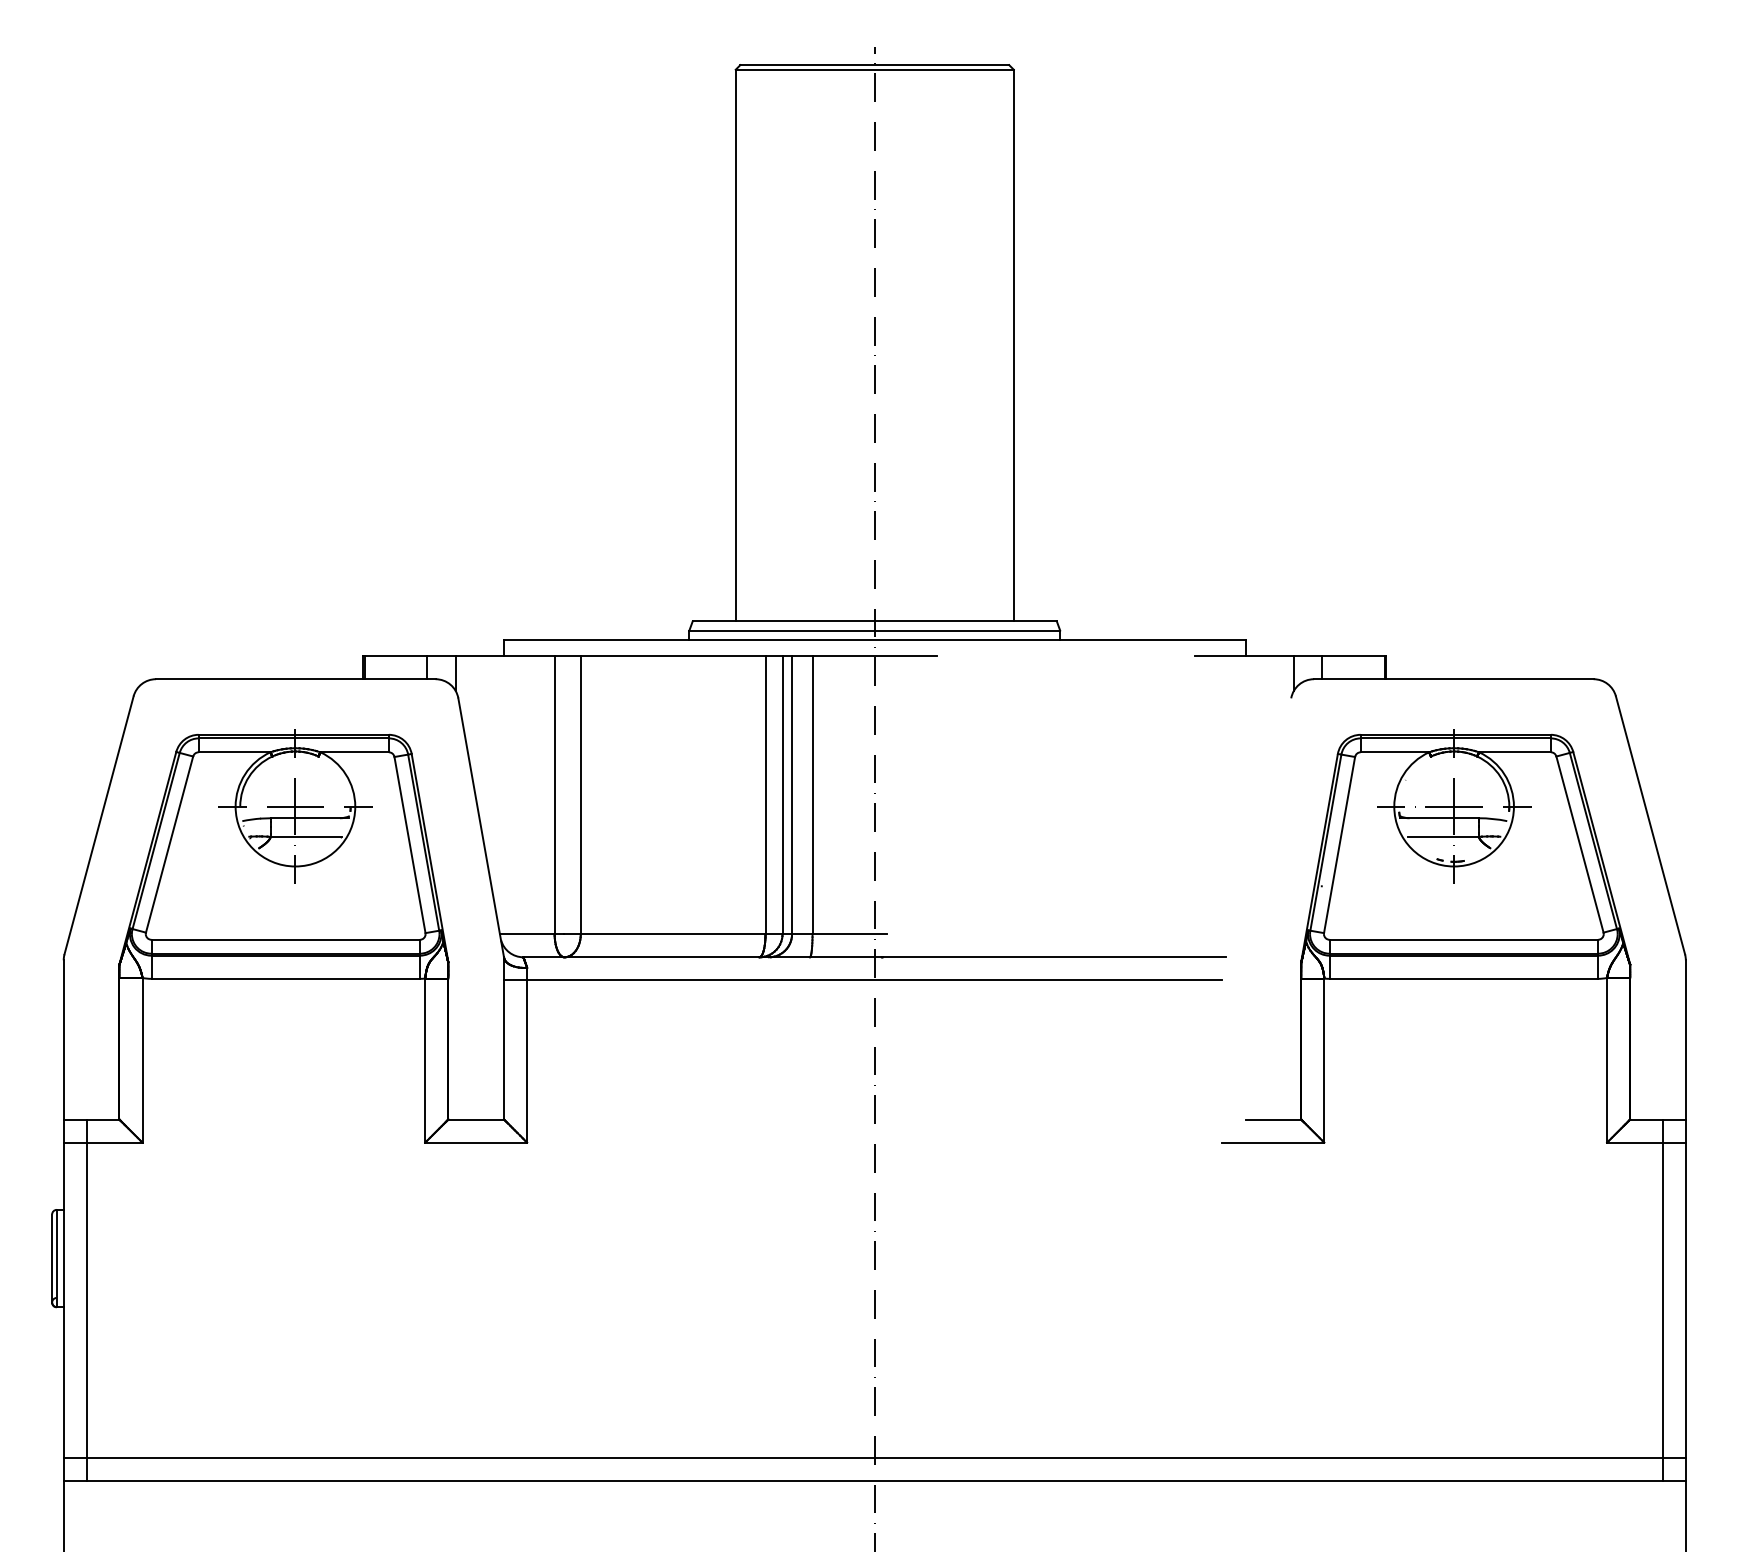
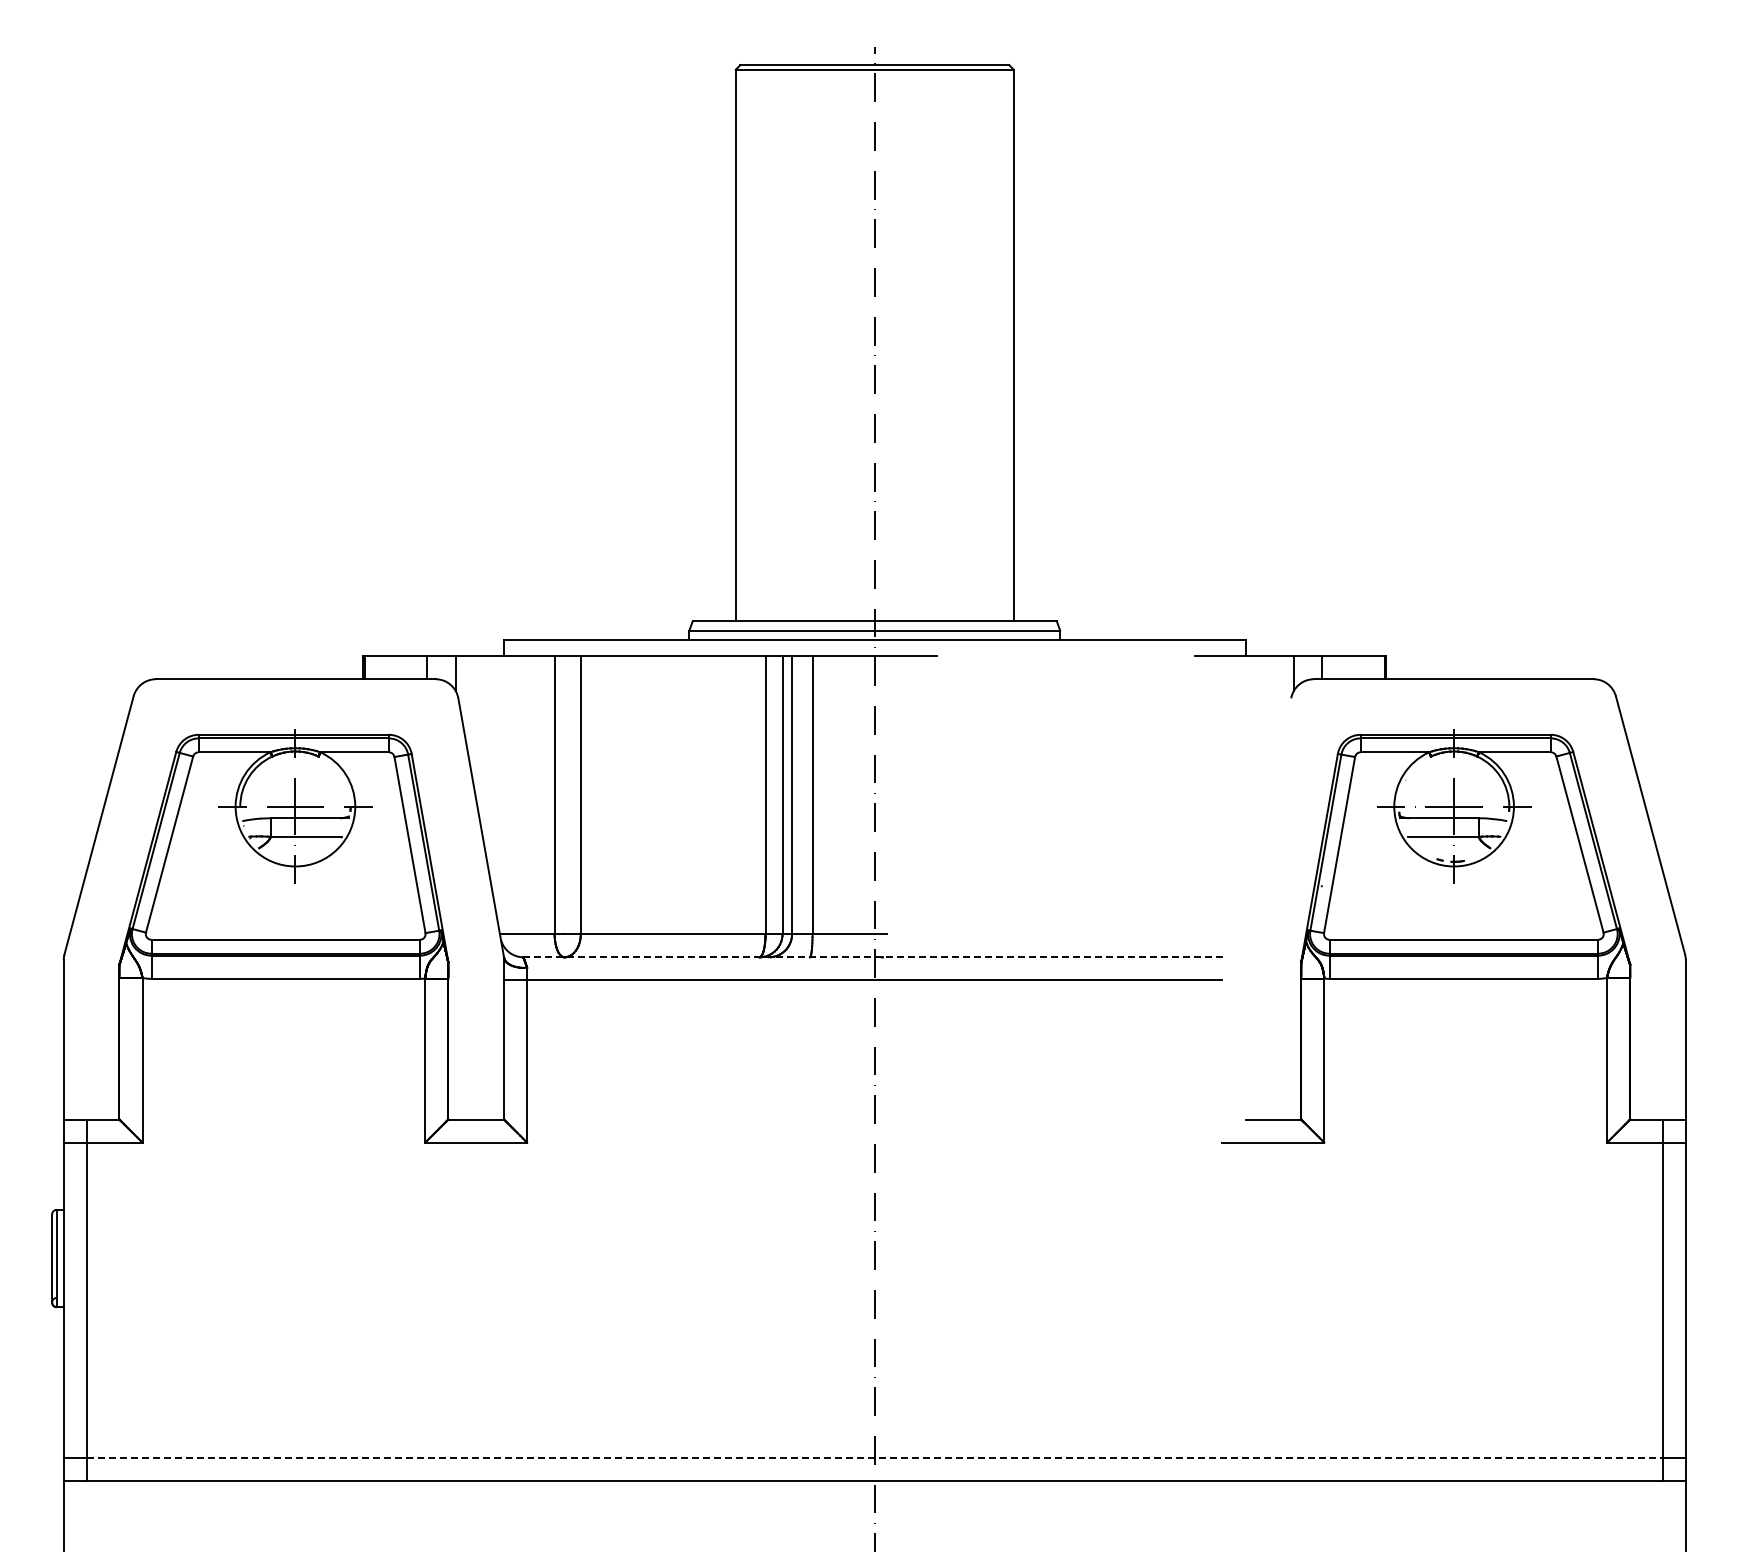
line: solid -> dashed (875, 957)
line: solid -> dashed (874, 1457)
